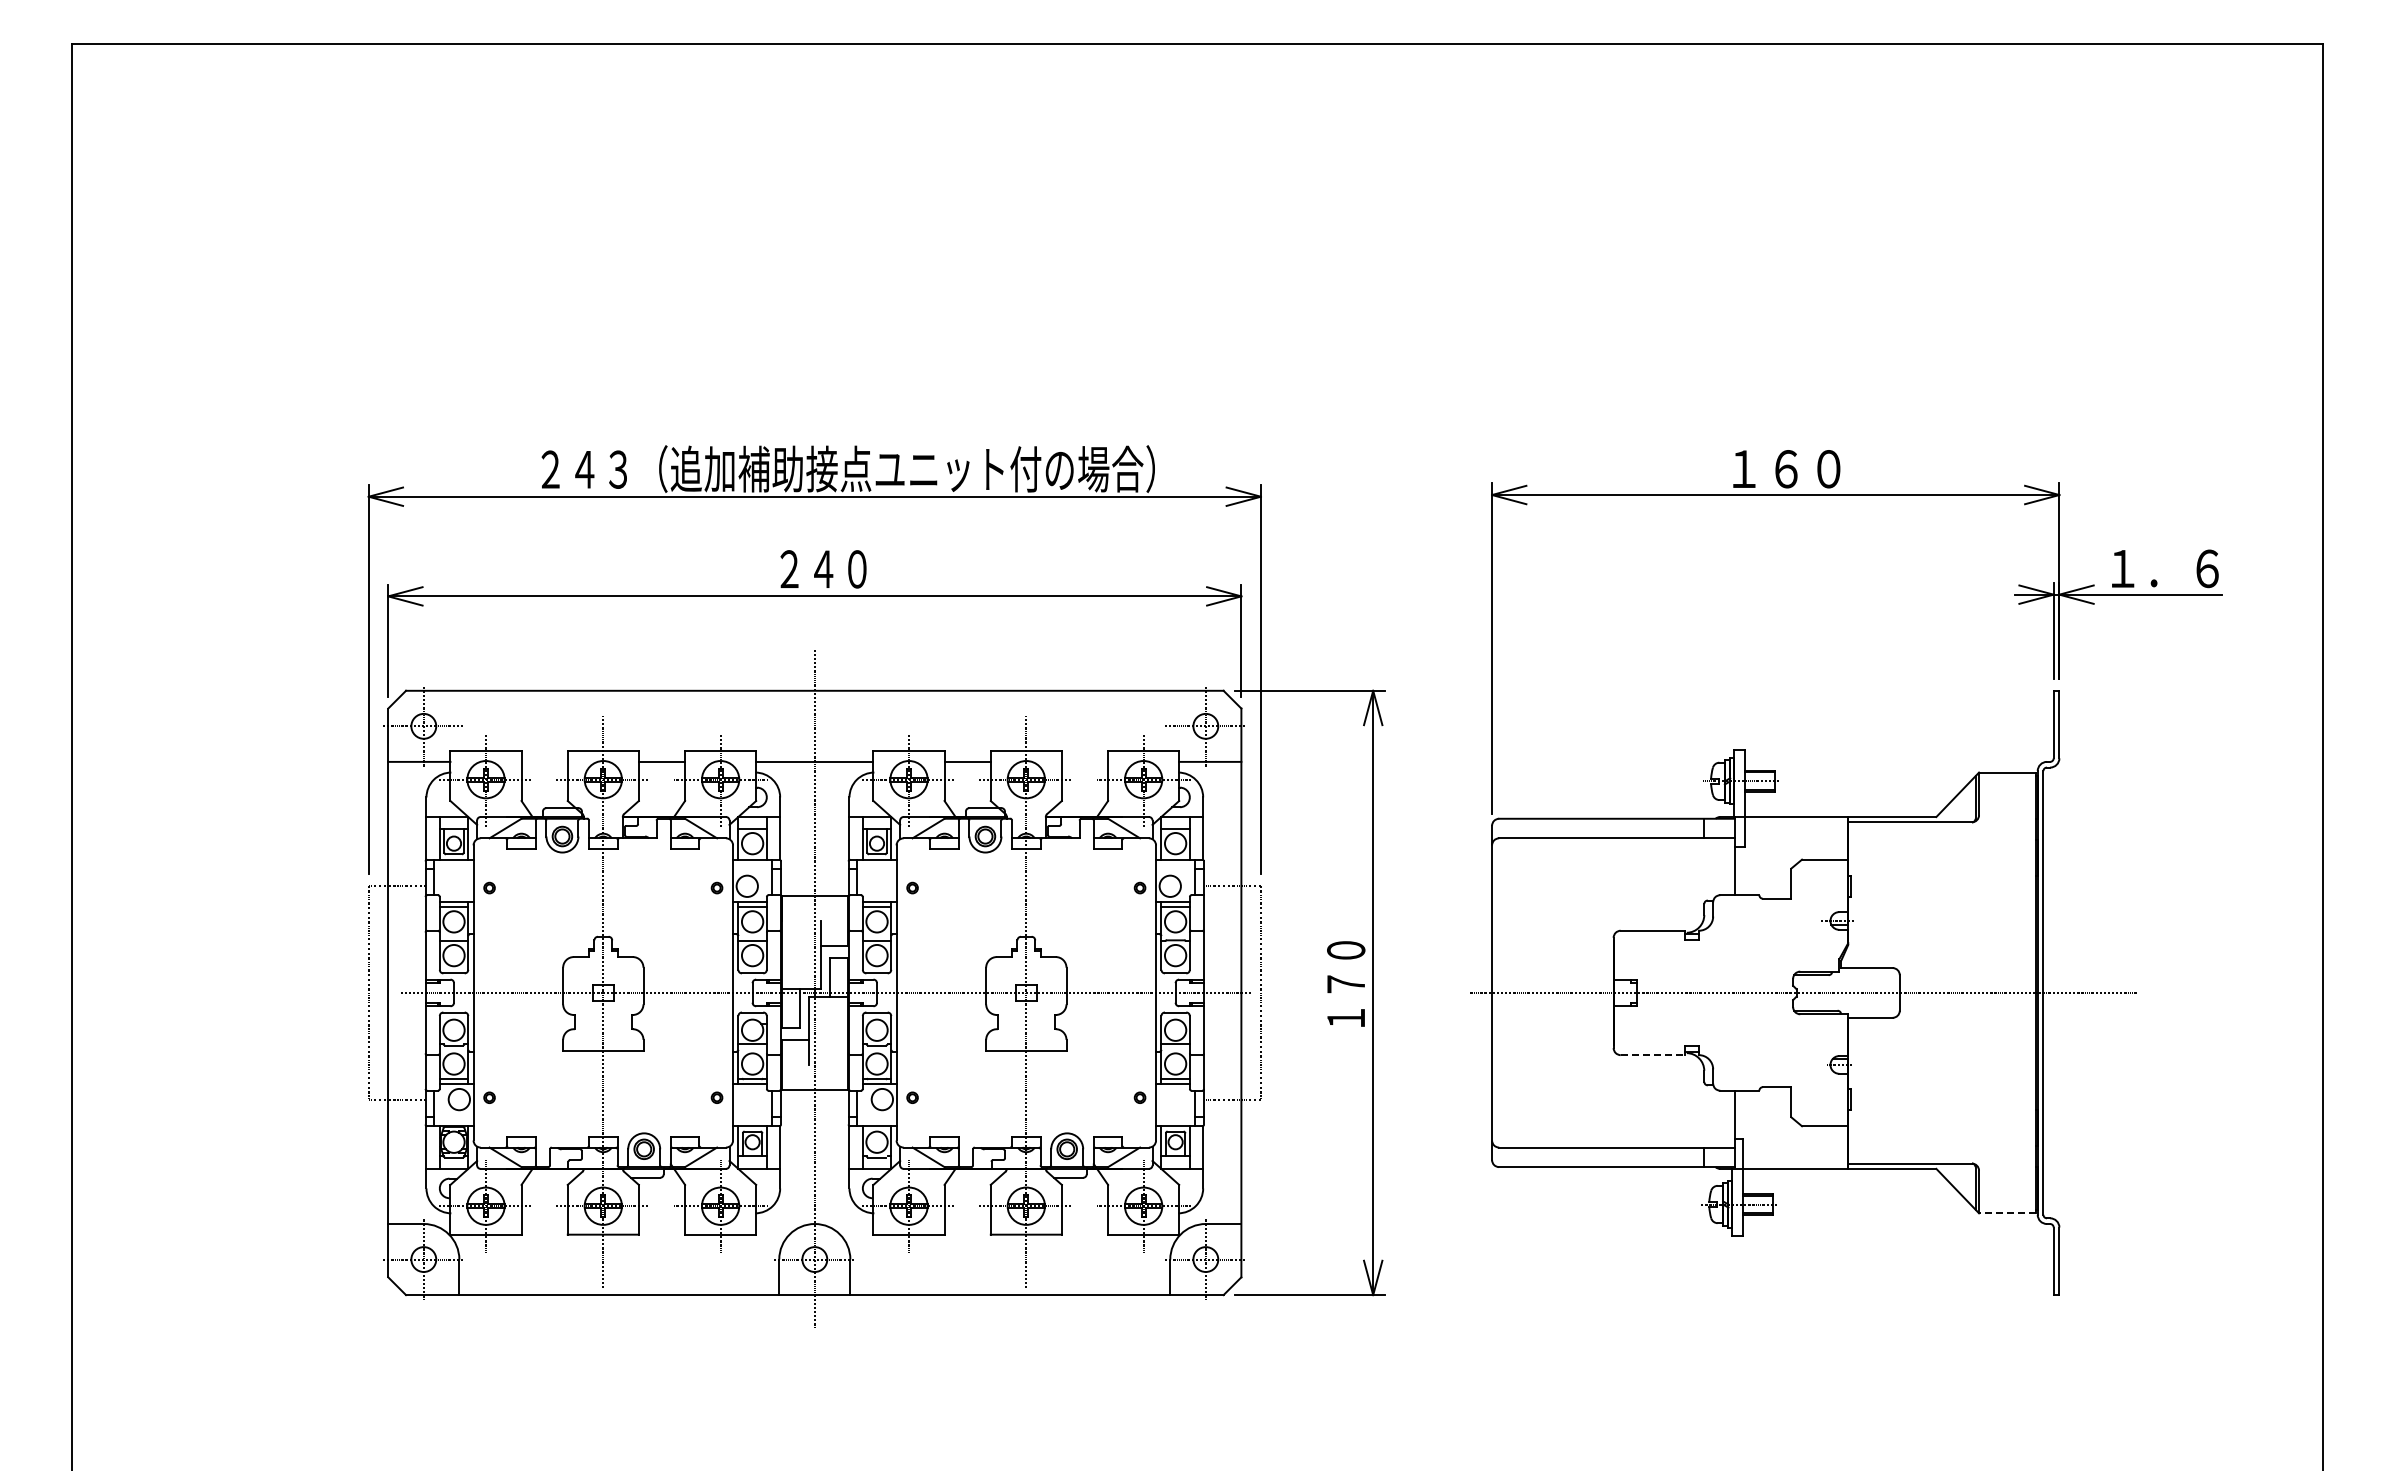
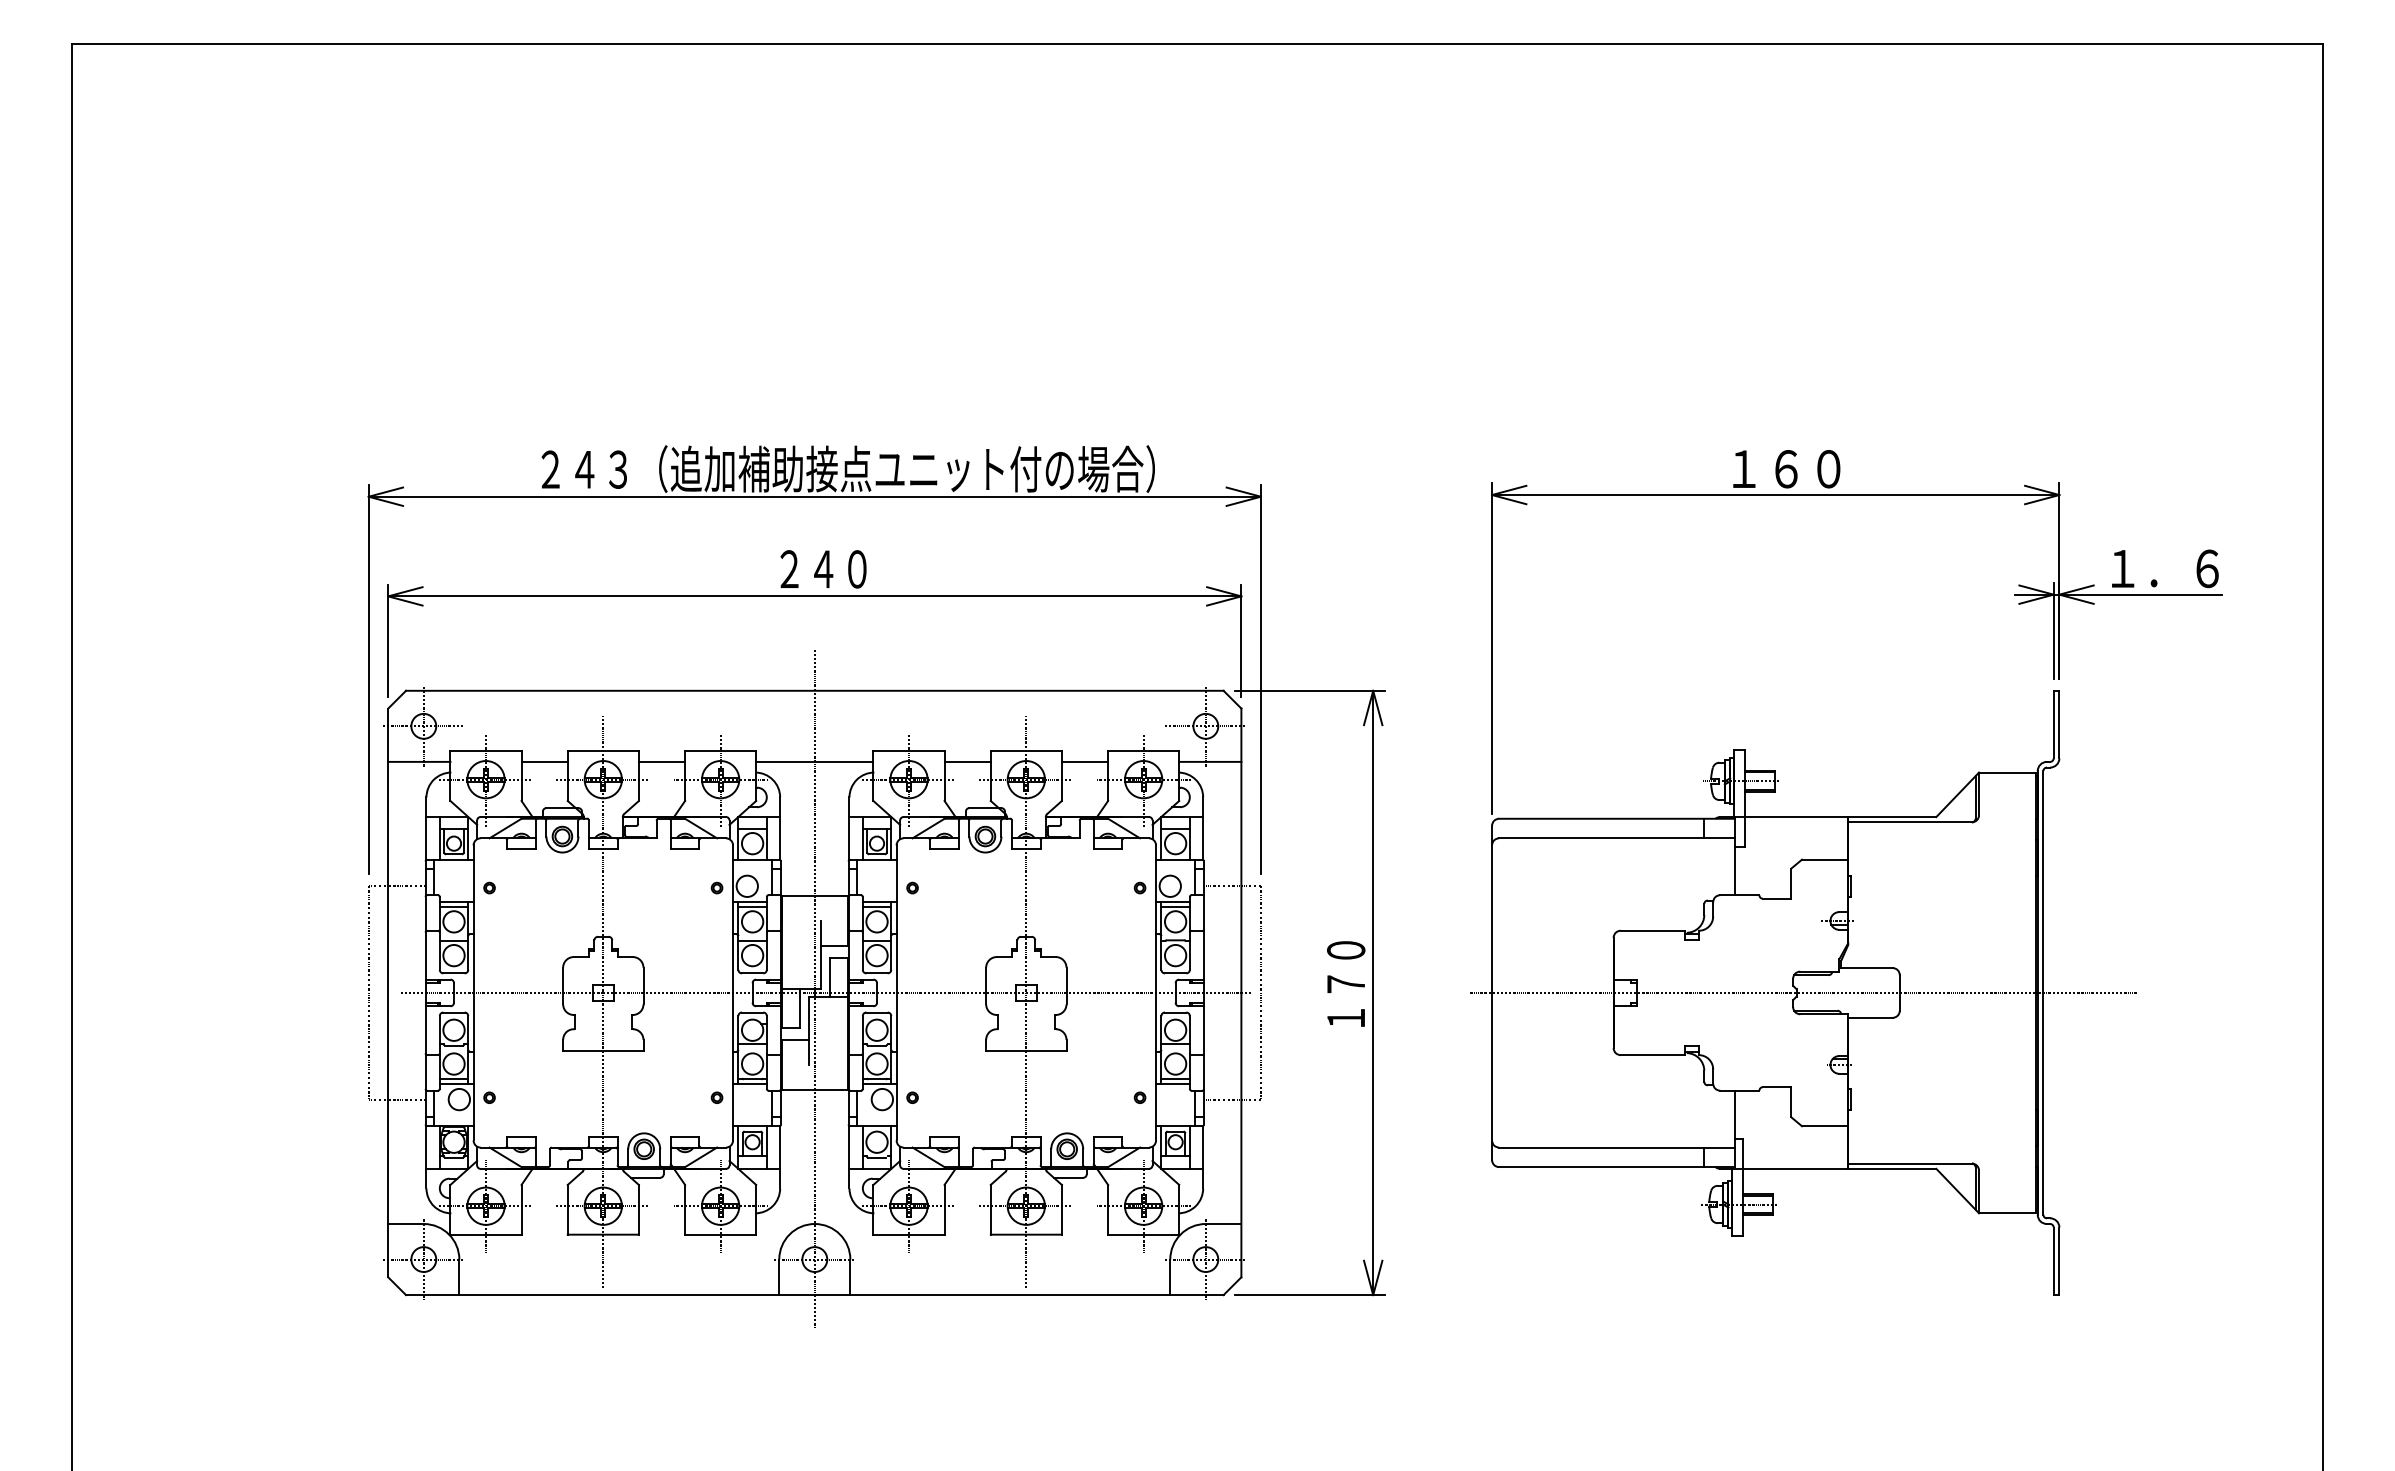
line: none -> present (544, 761)
line: none -> present (1084, 761)
line: dashed -> solid (1652, 1055)
line: dashed -> solid (2007, 1213)
